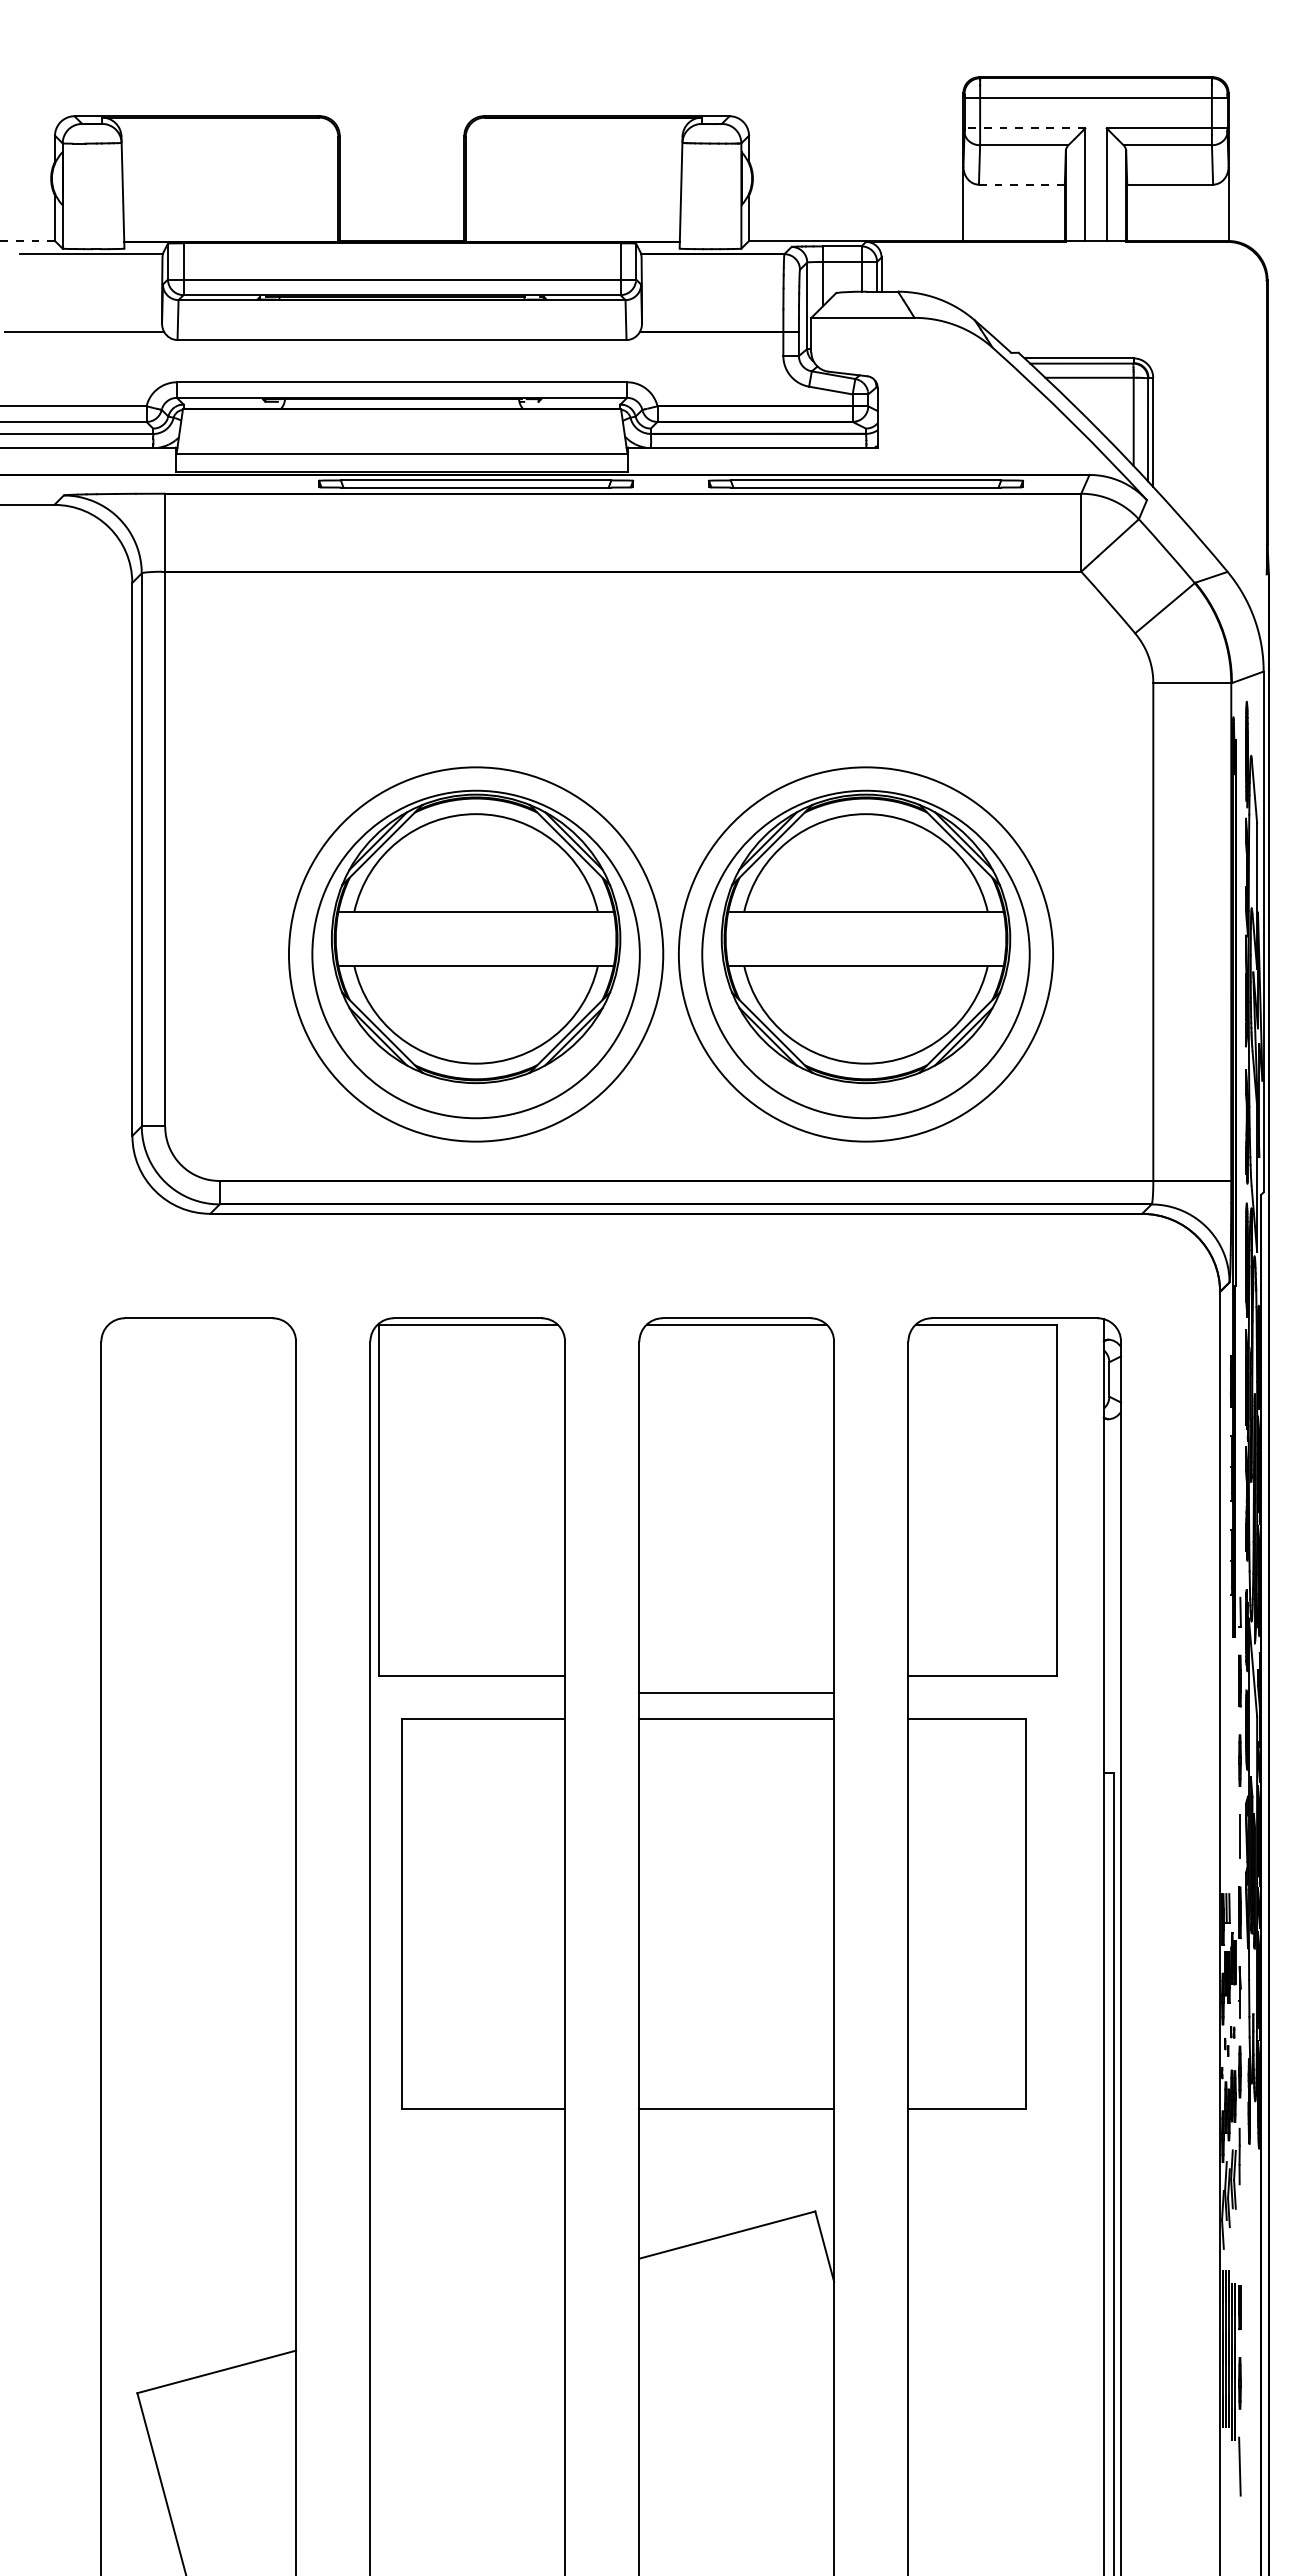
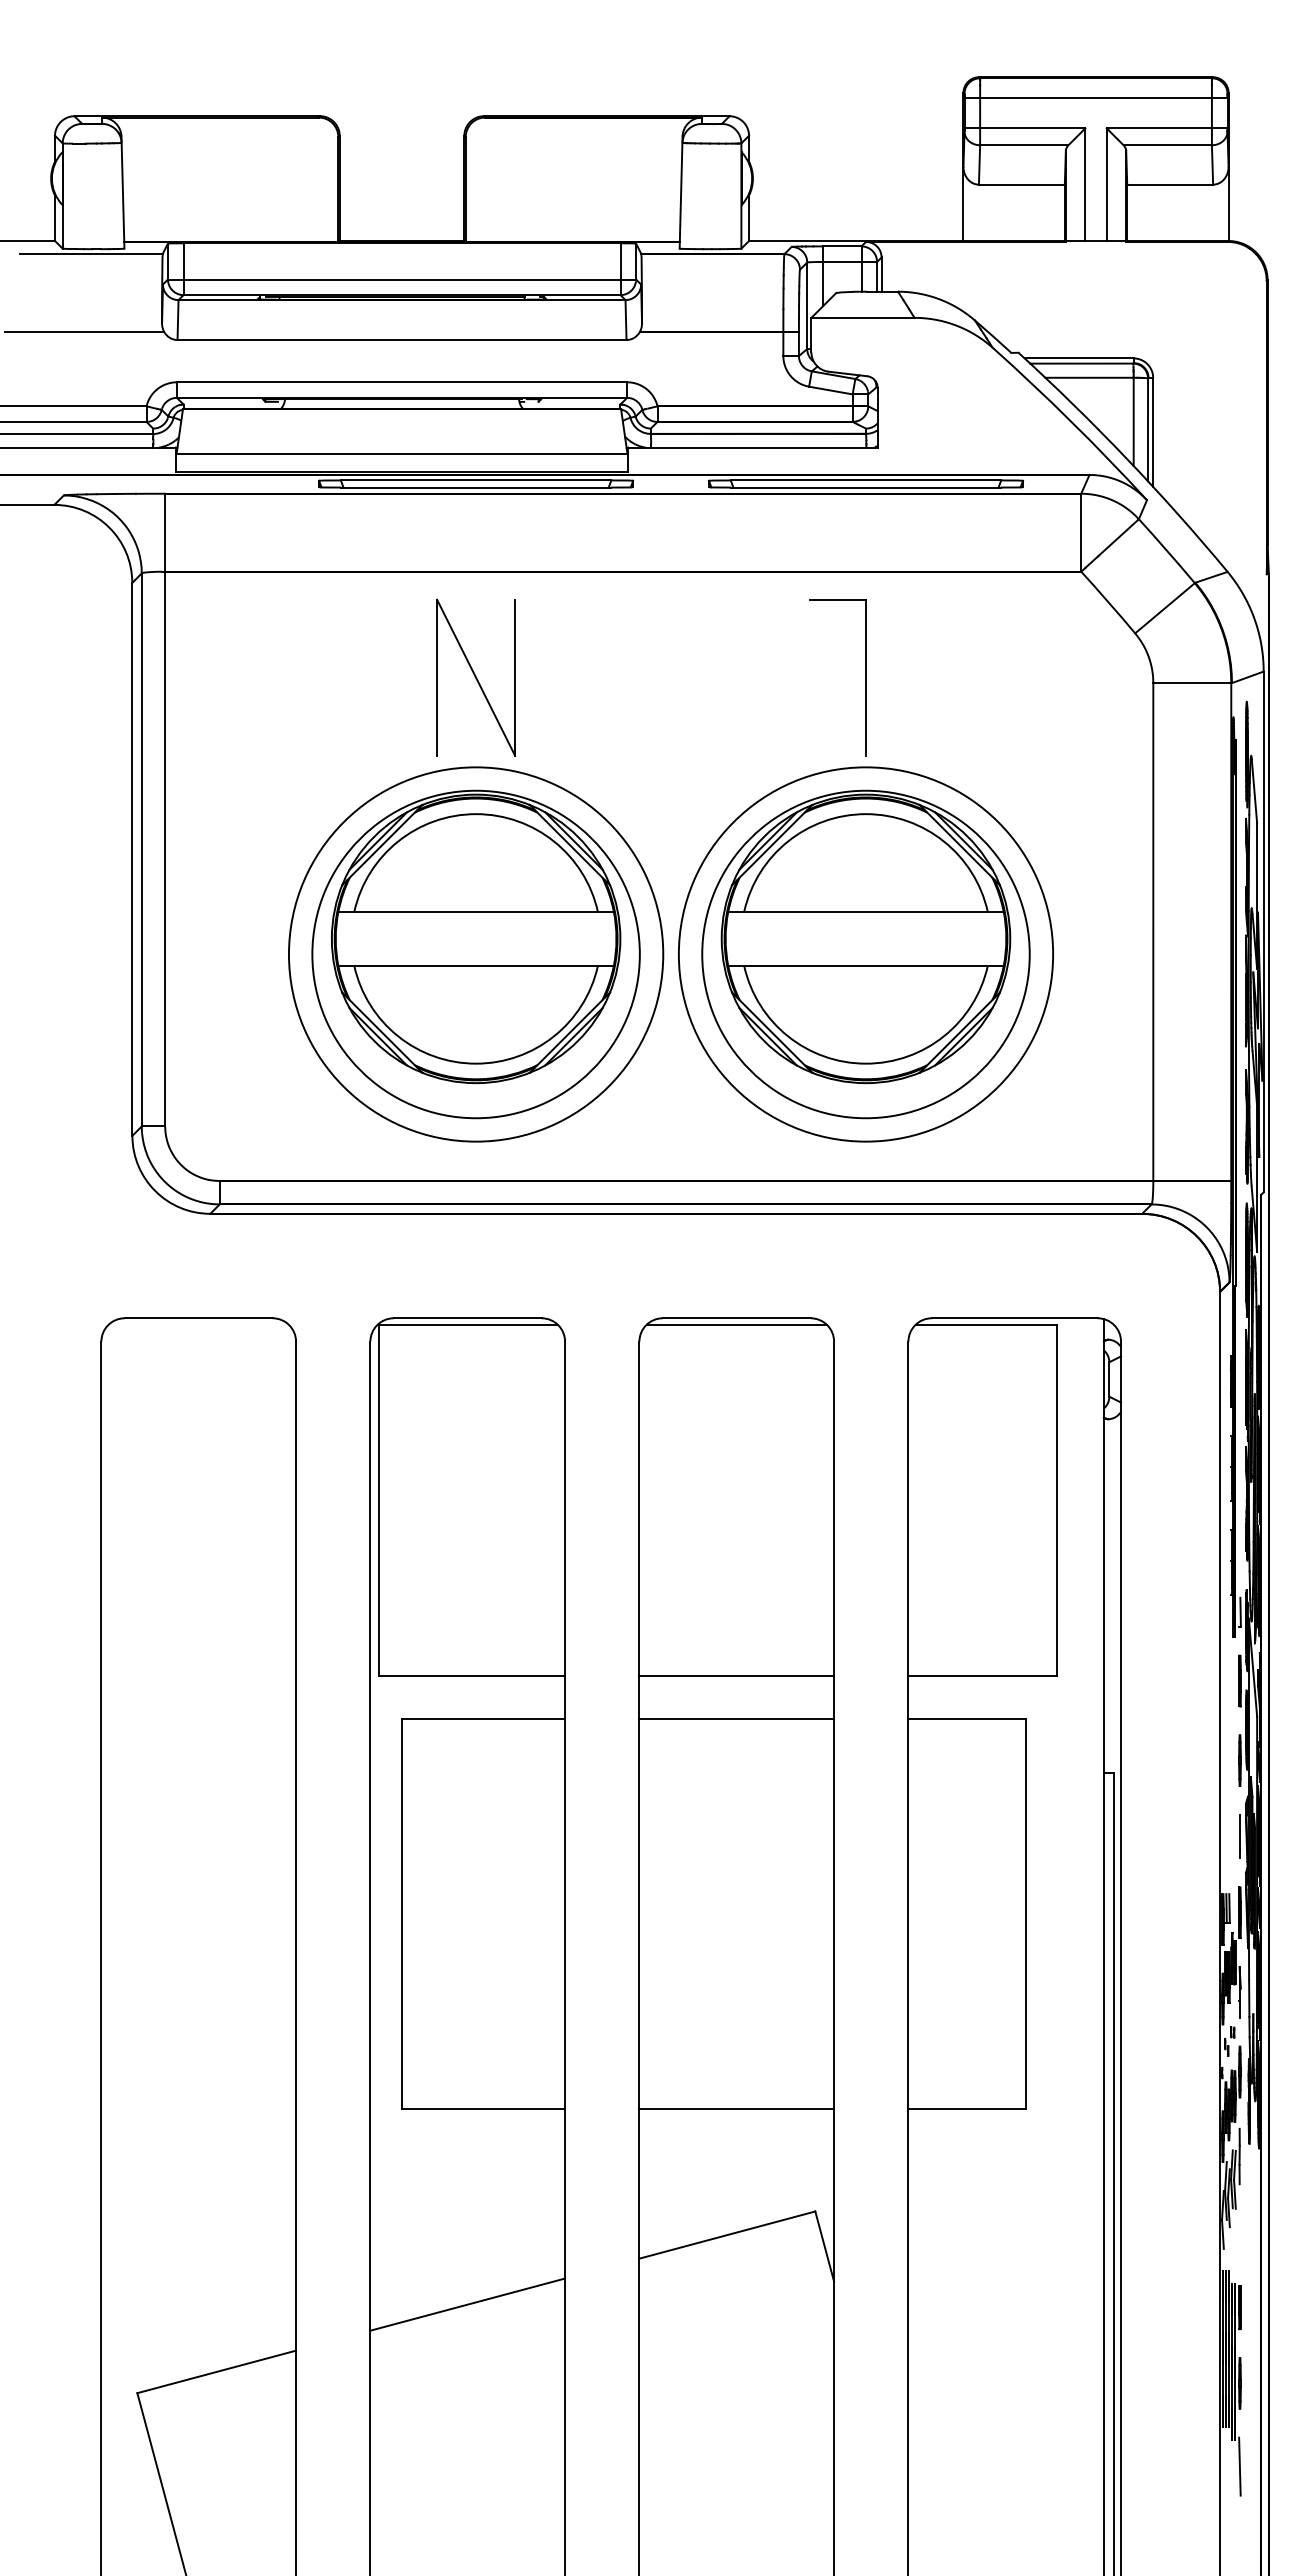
line: dashed -> solid (1024, 128)
line: dashed -> solid (1021, 184)
line: dashed -> solid (27, 241)
part: none -> present (475, 677)
part: none -> present (865, 677)
line position: (736, 1692) -> (736, 1675) (736, 1675)
line: none -> present (467, 2304)
